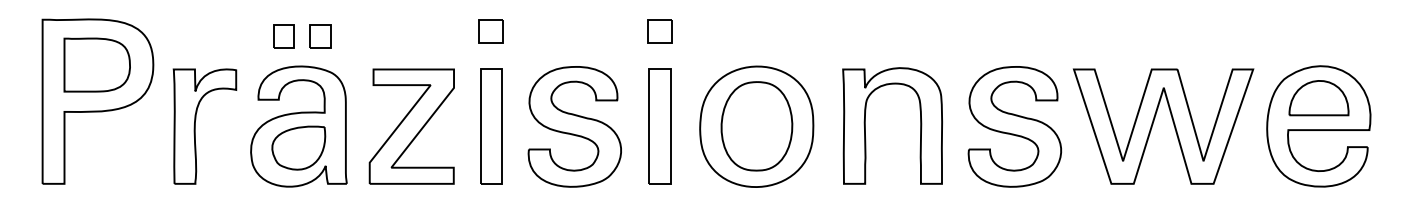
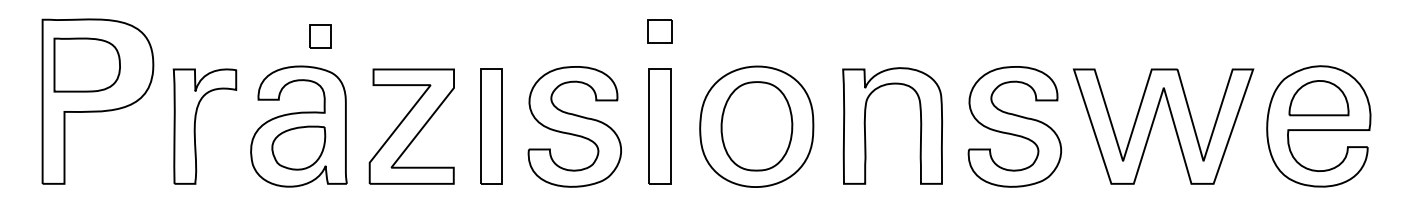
part: present -> none (490, 31)
part: present -> none (283, 36)
part position: (96, 64) -> (86, 64) (86, 64)
